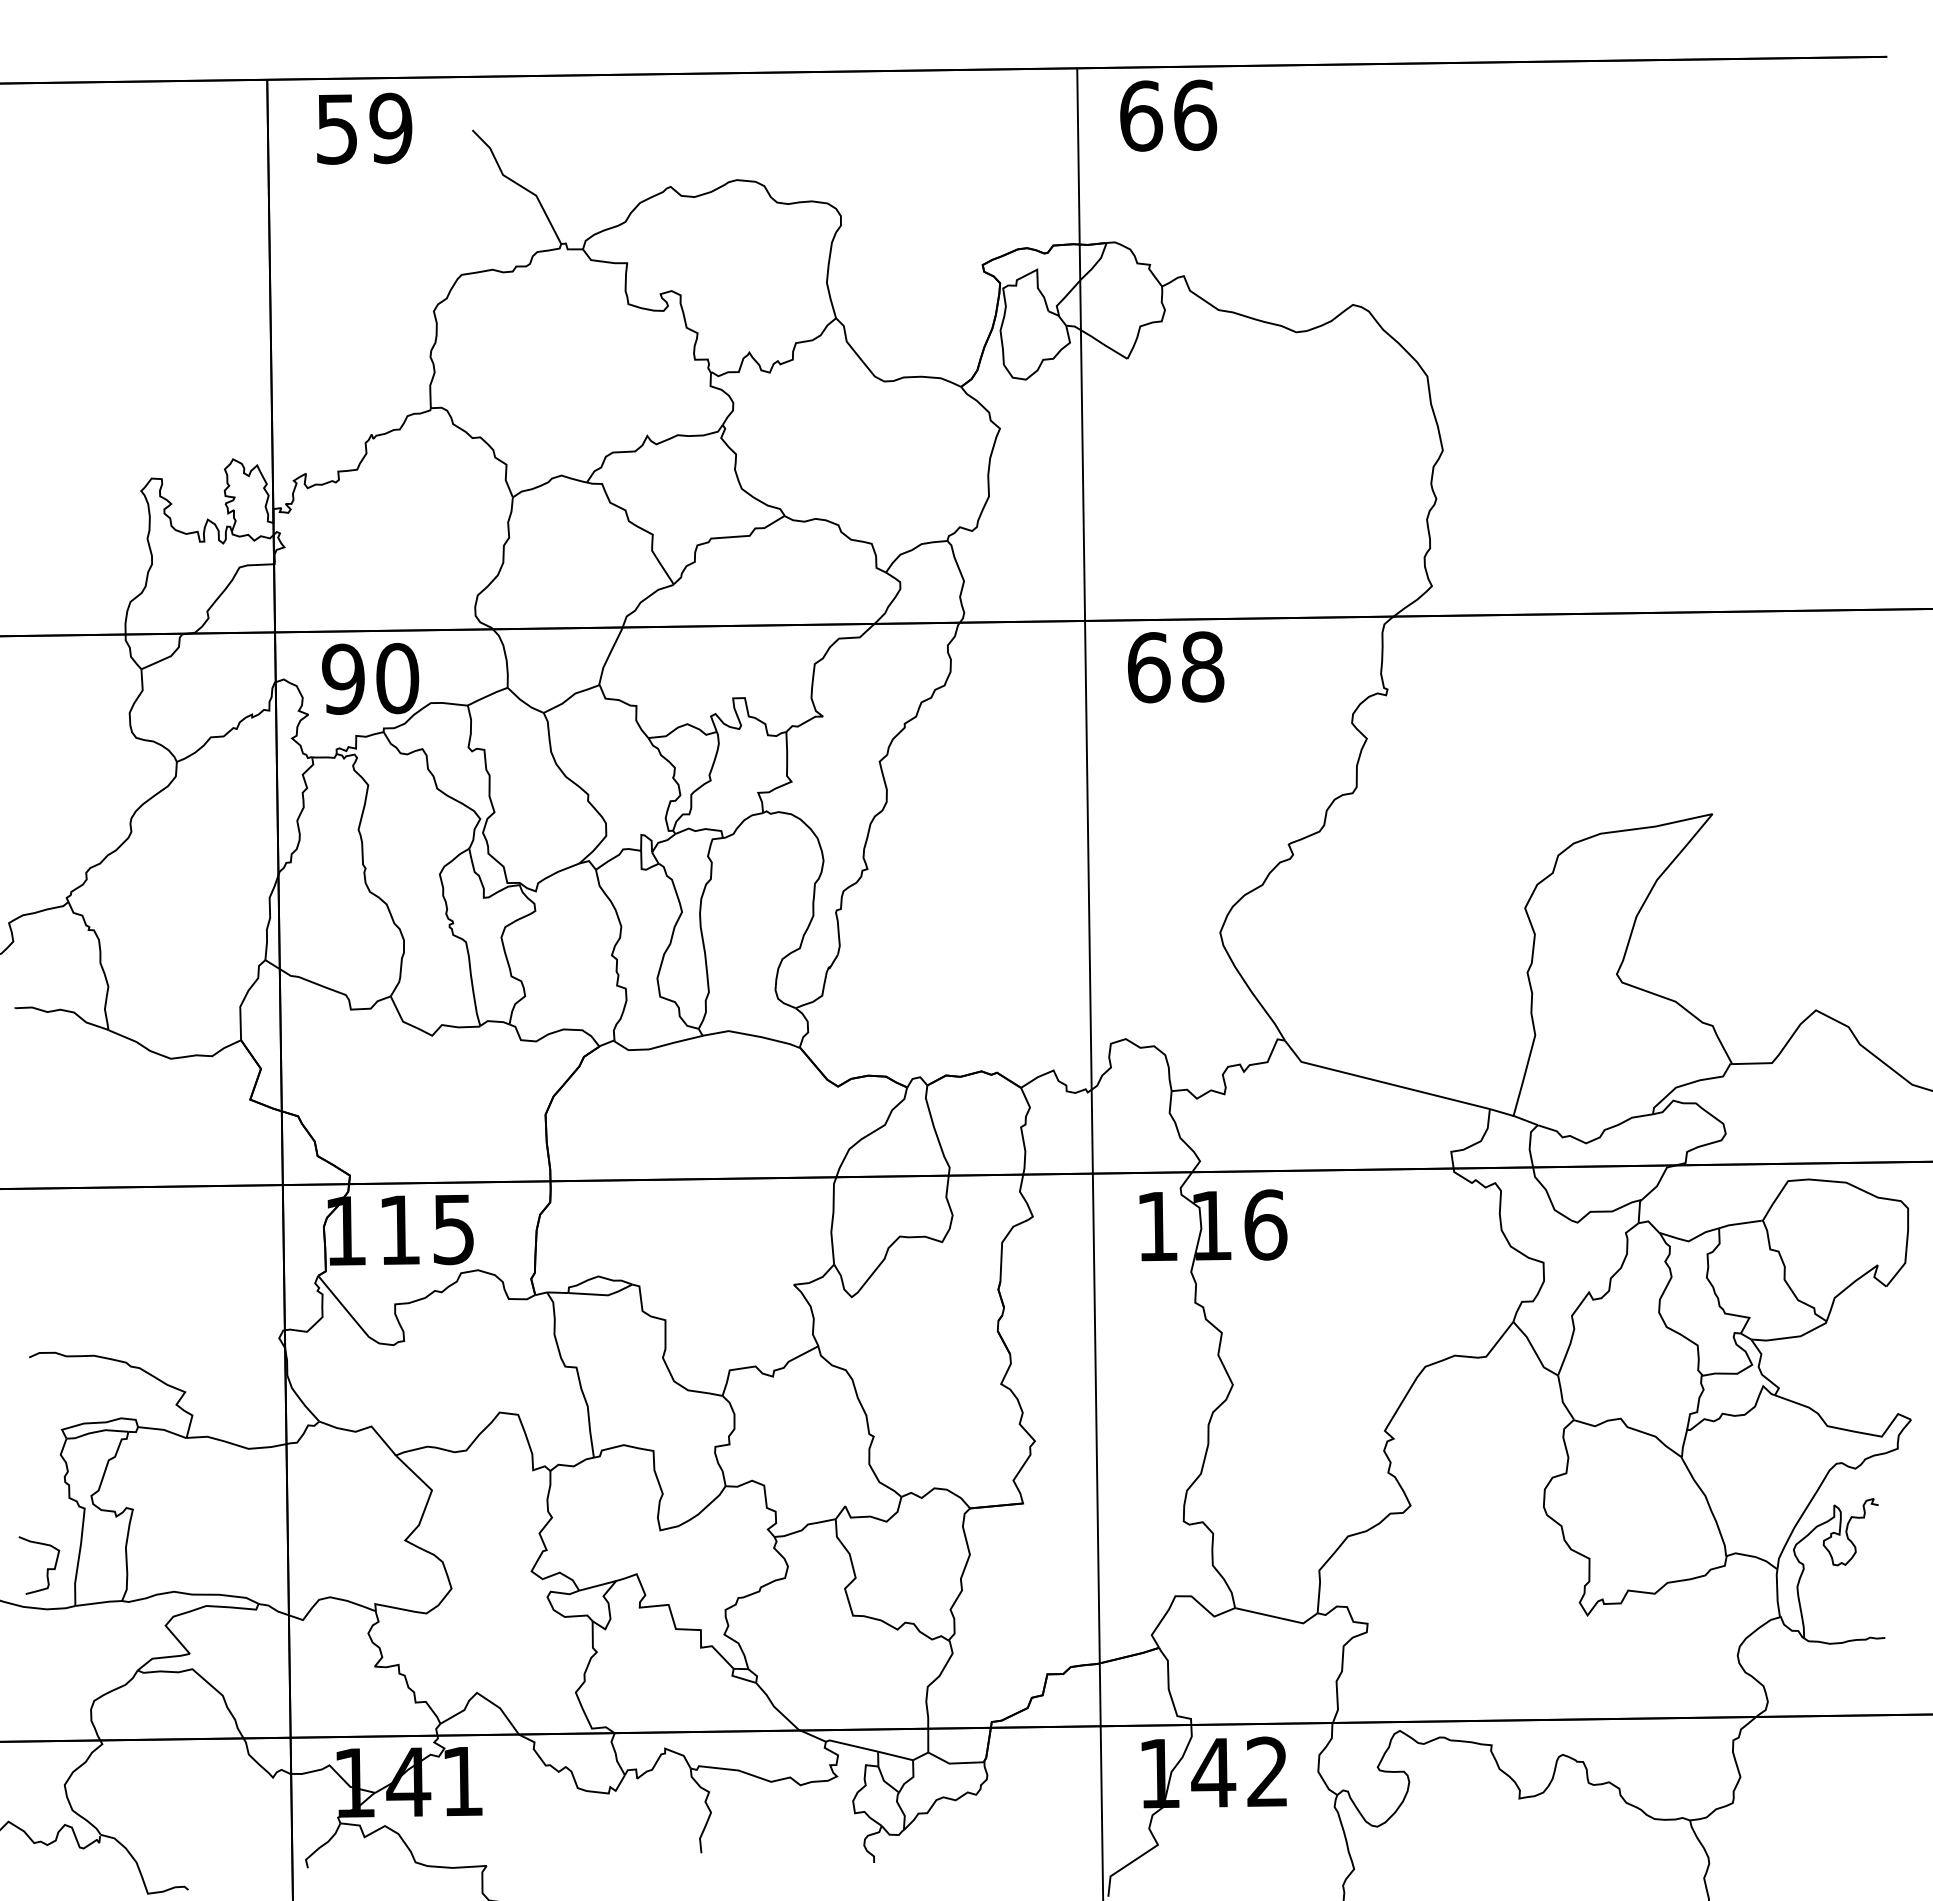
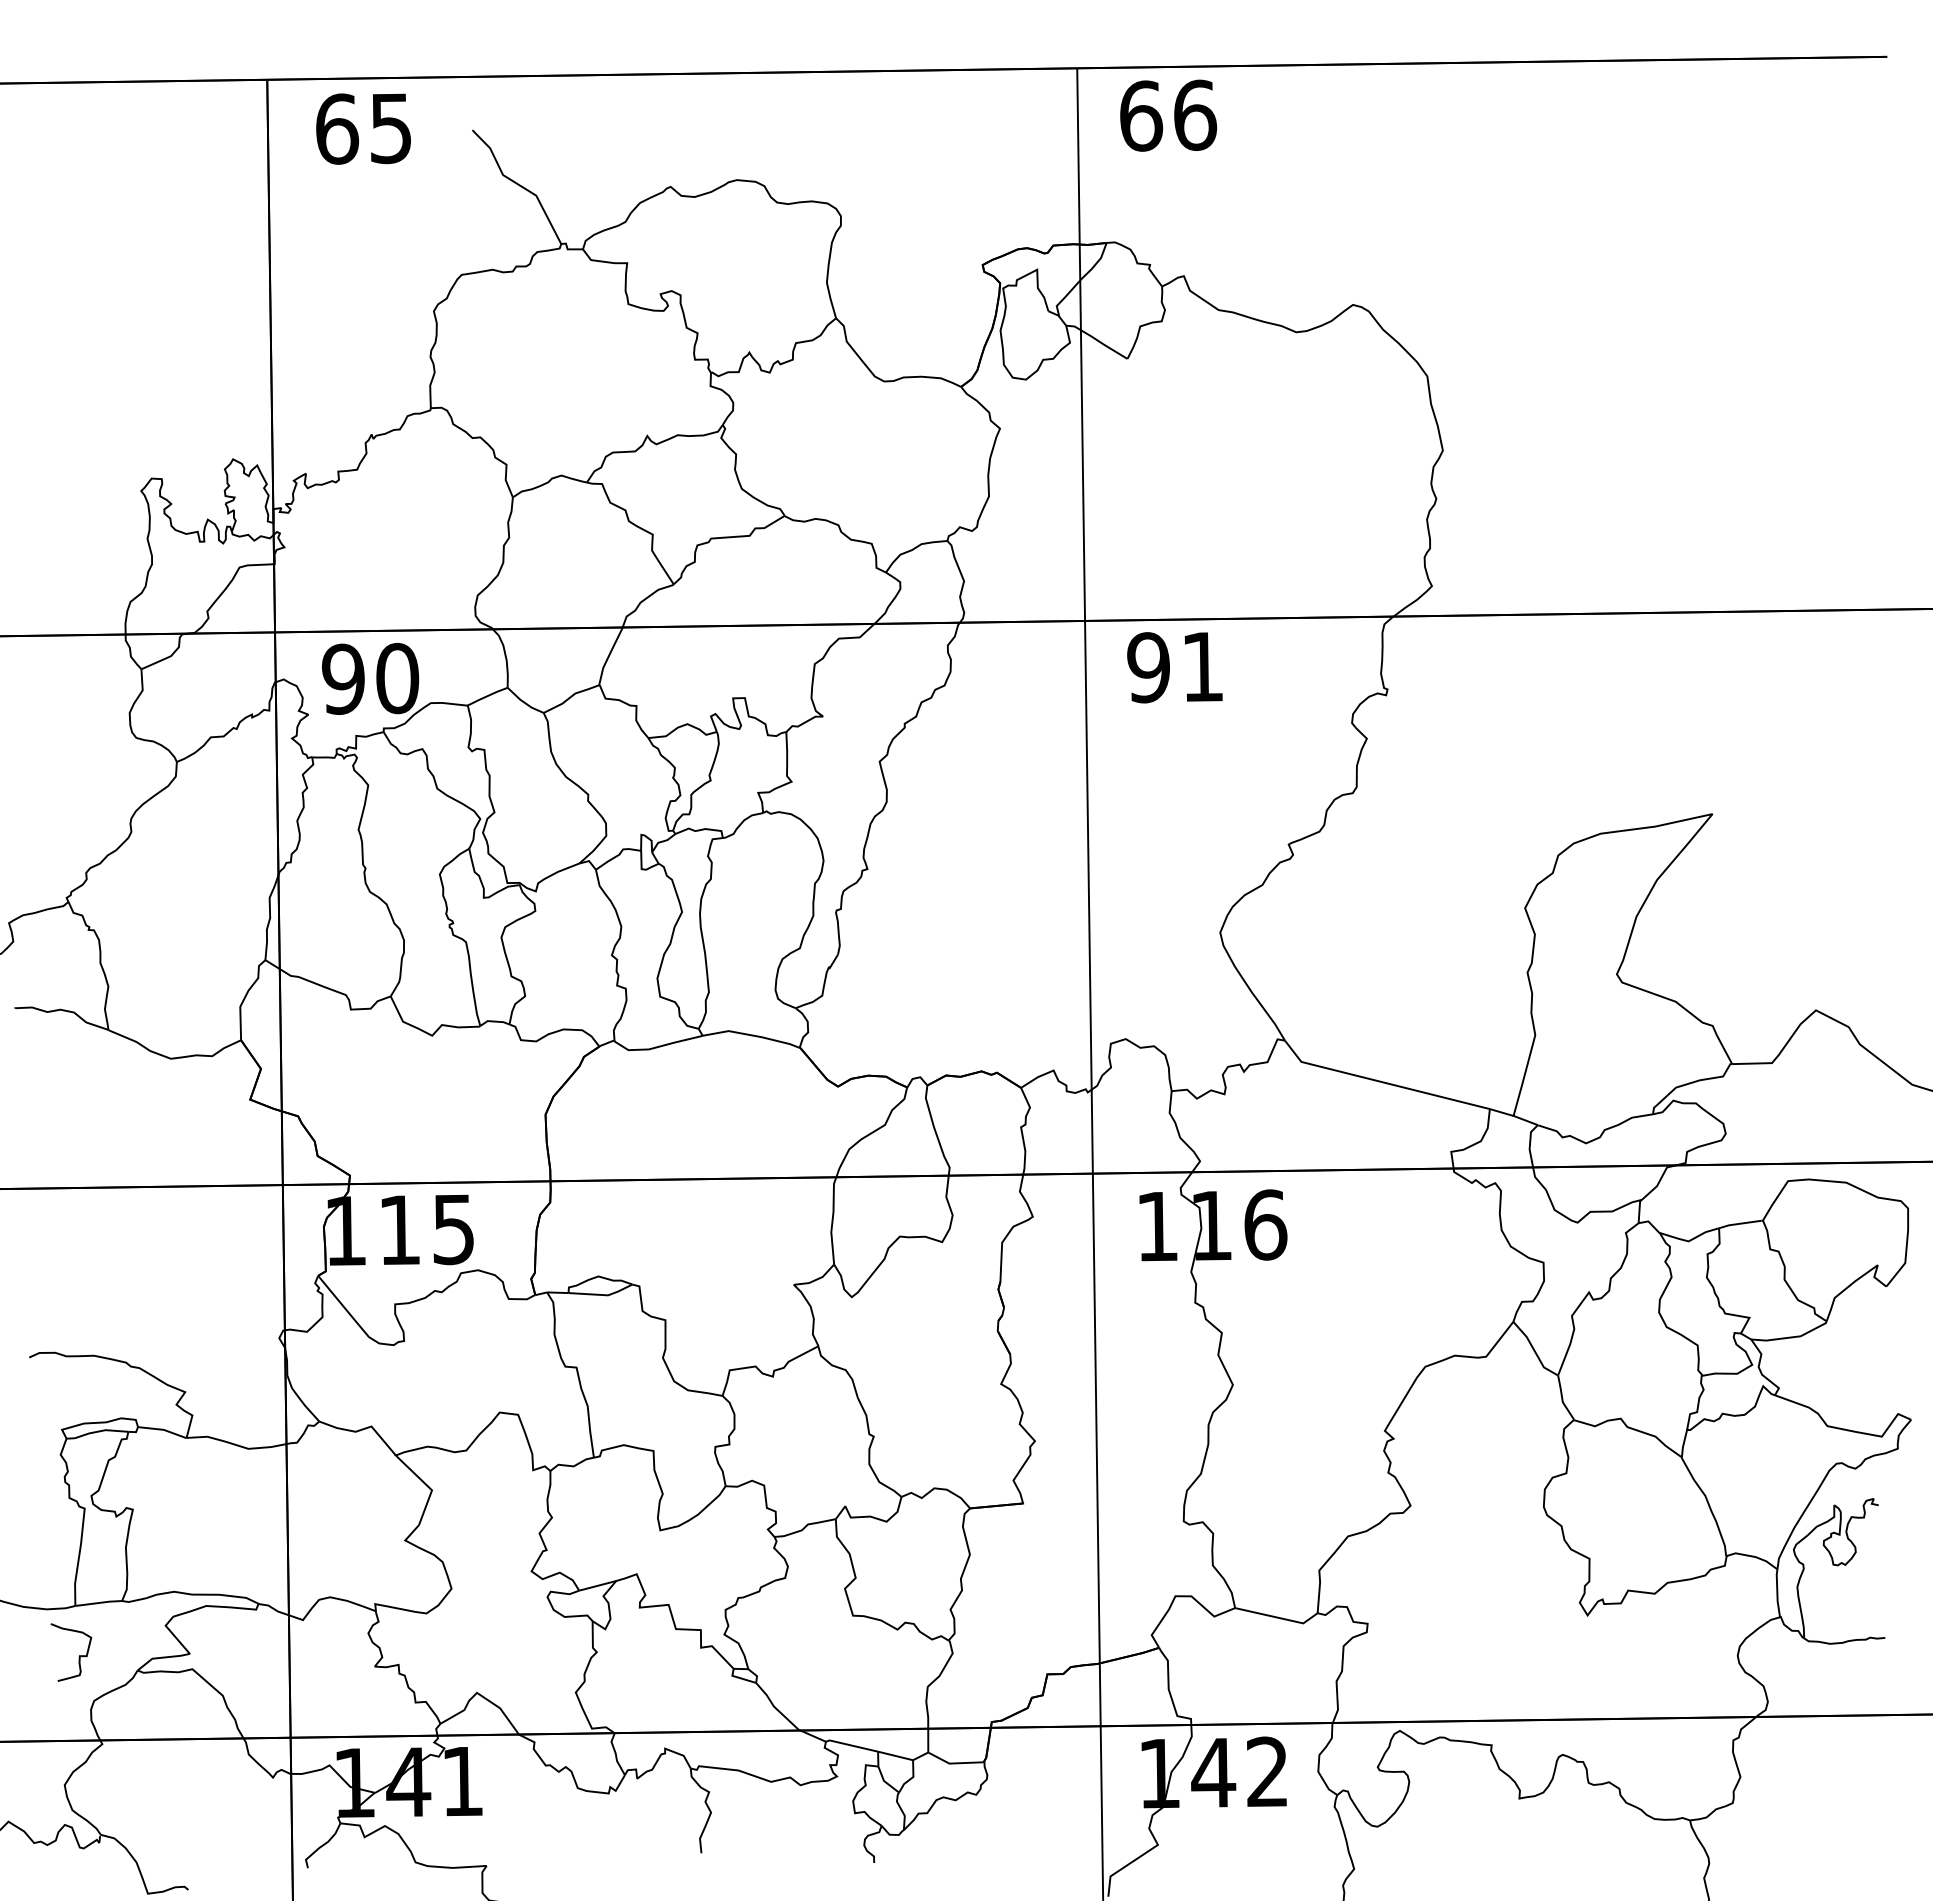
text: 59 -> 65 (364, 128)
text: 68 -> 91 (1175, 667)
curve position: (47, 1568) -> (79, 1655) (79, 1655)
